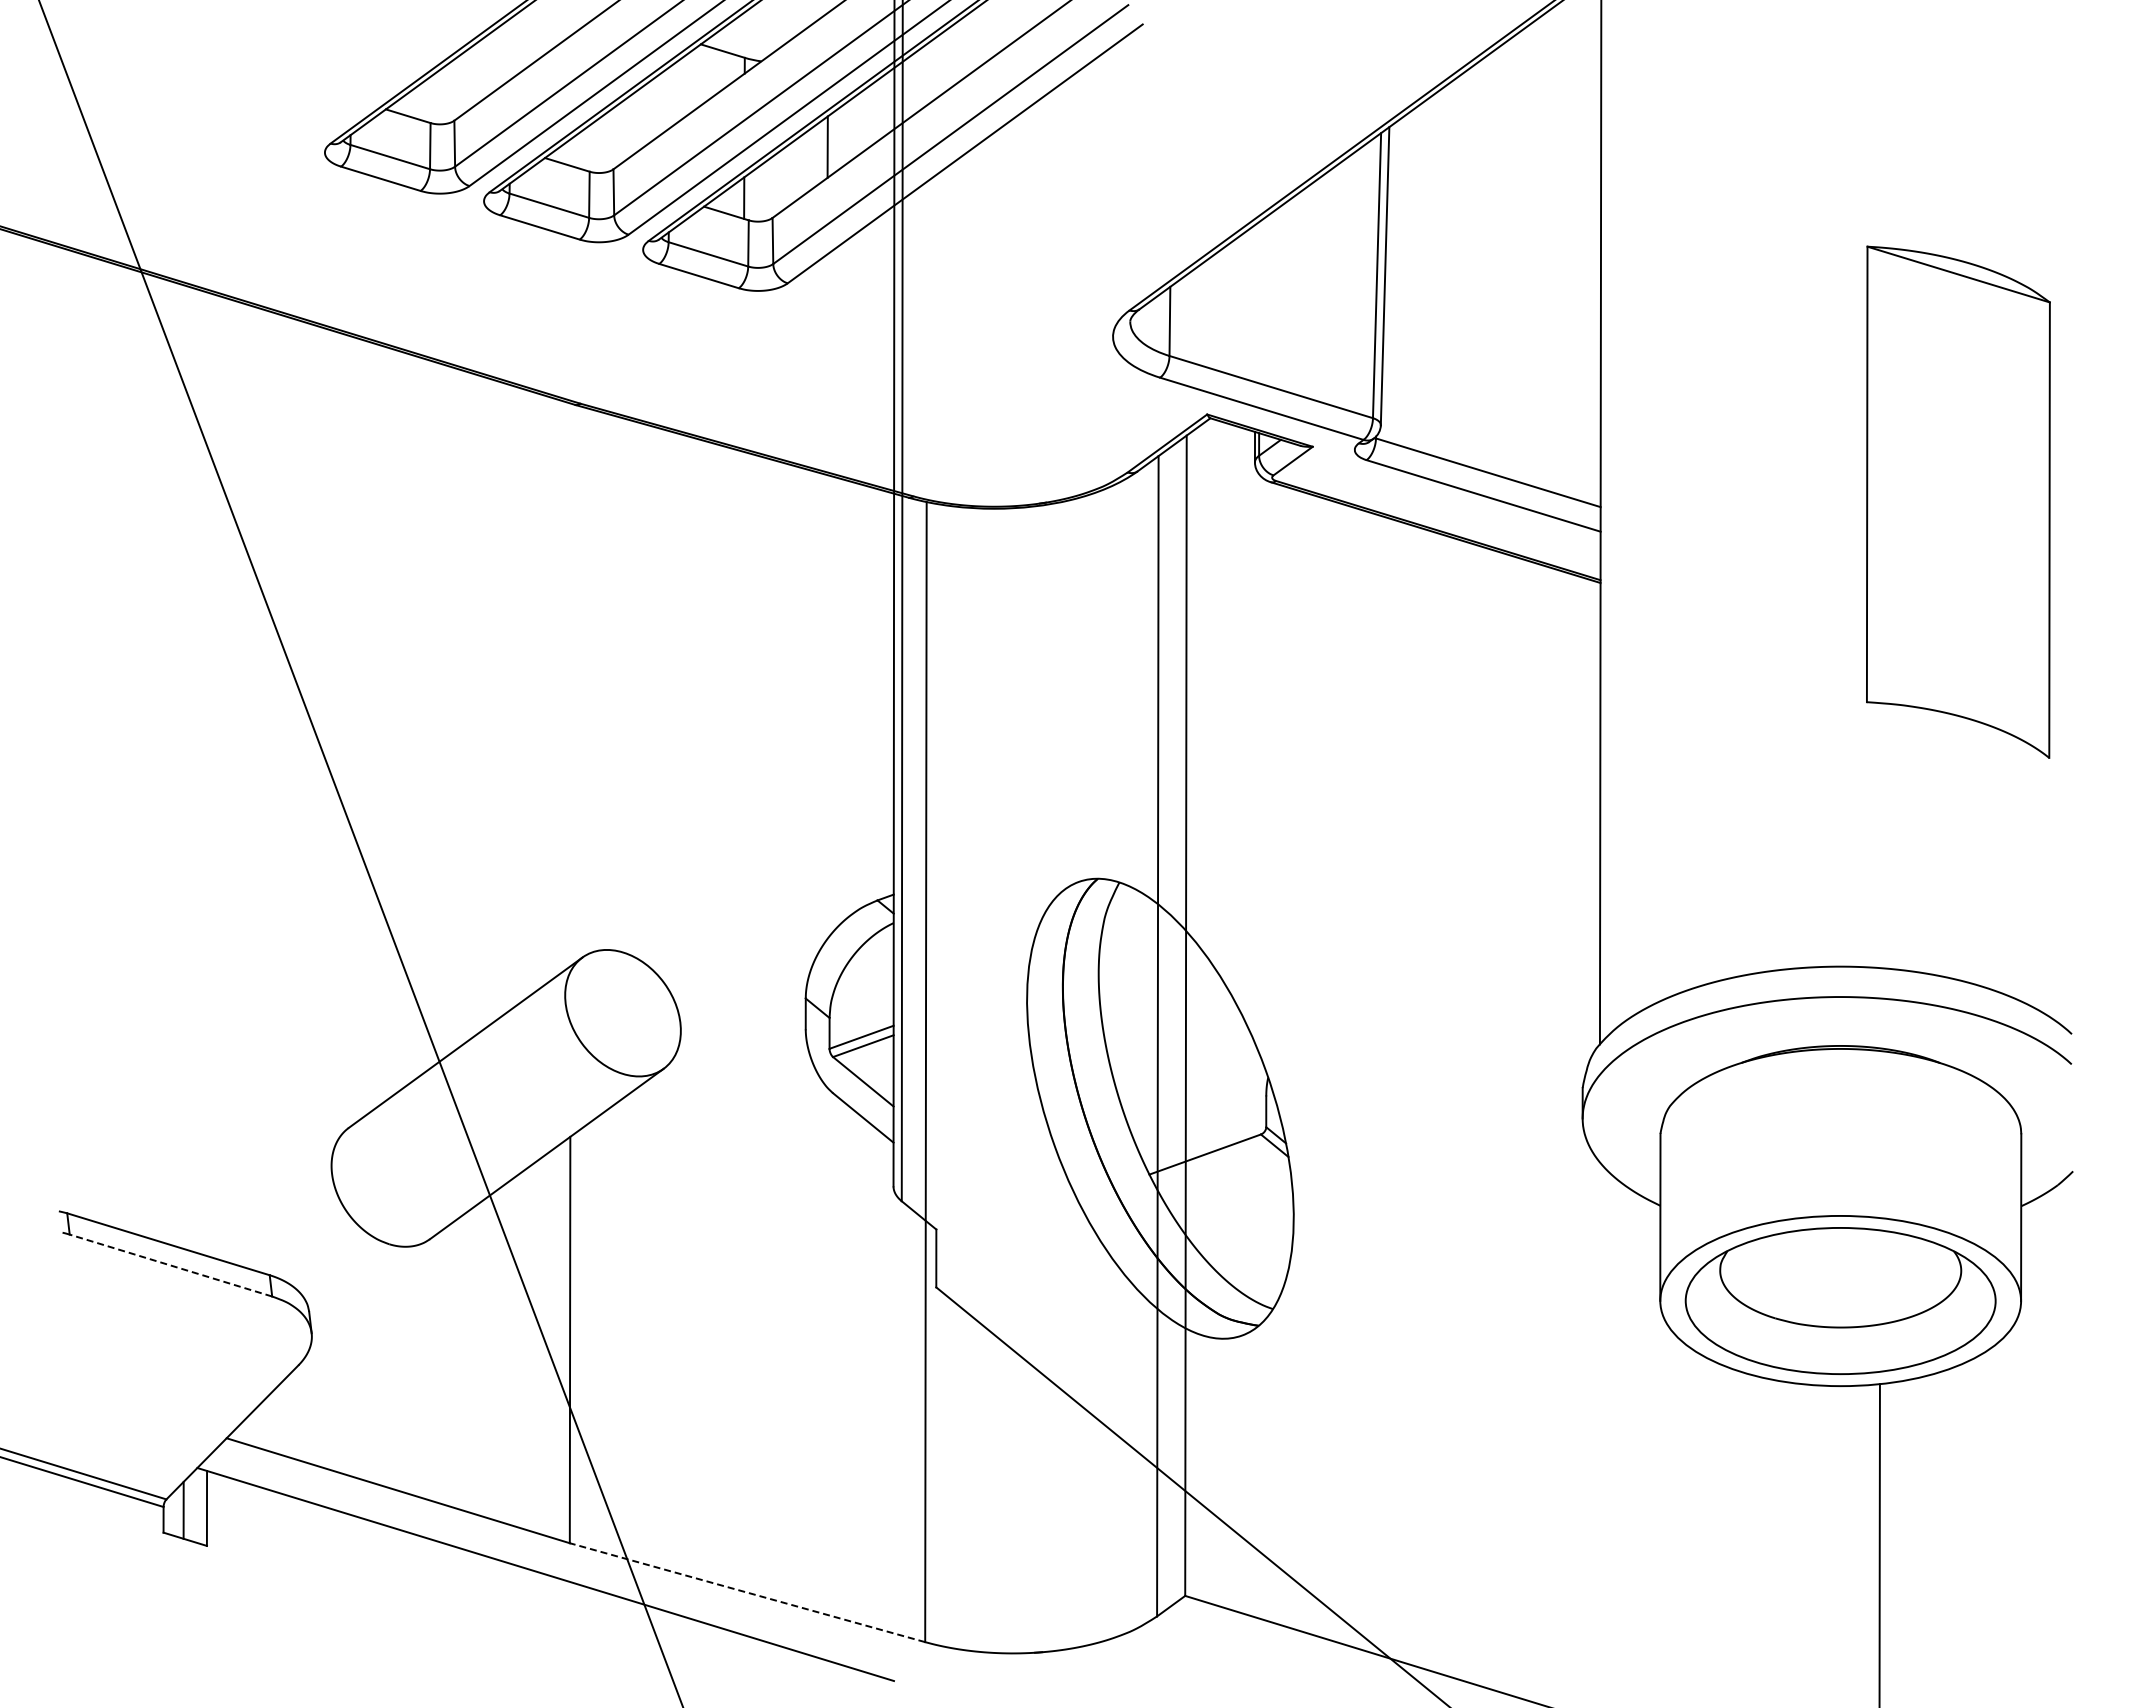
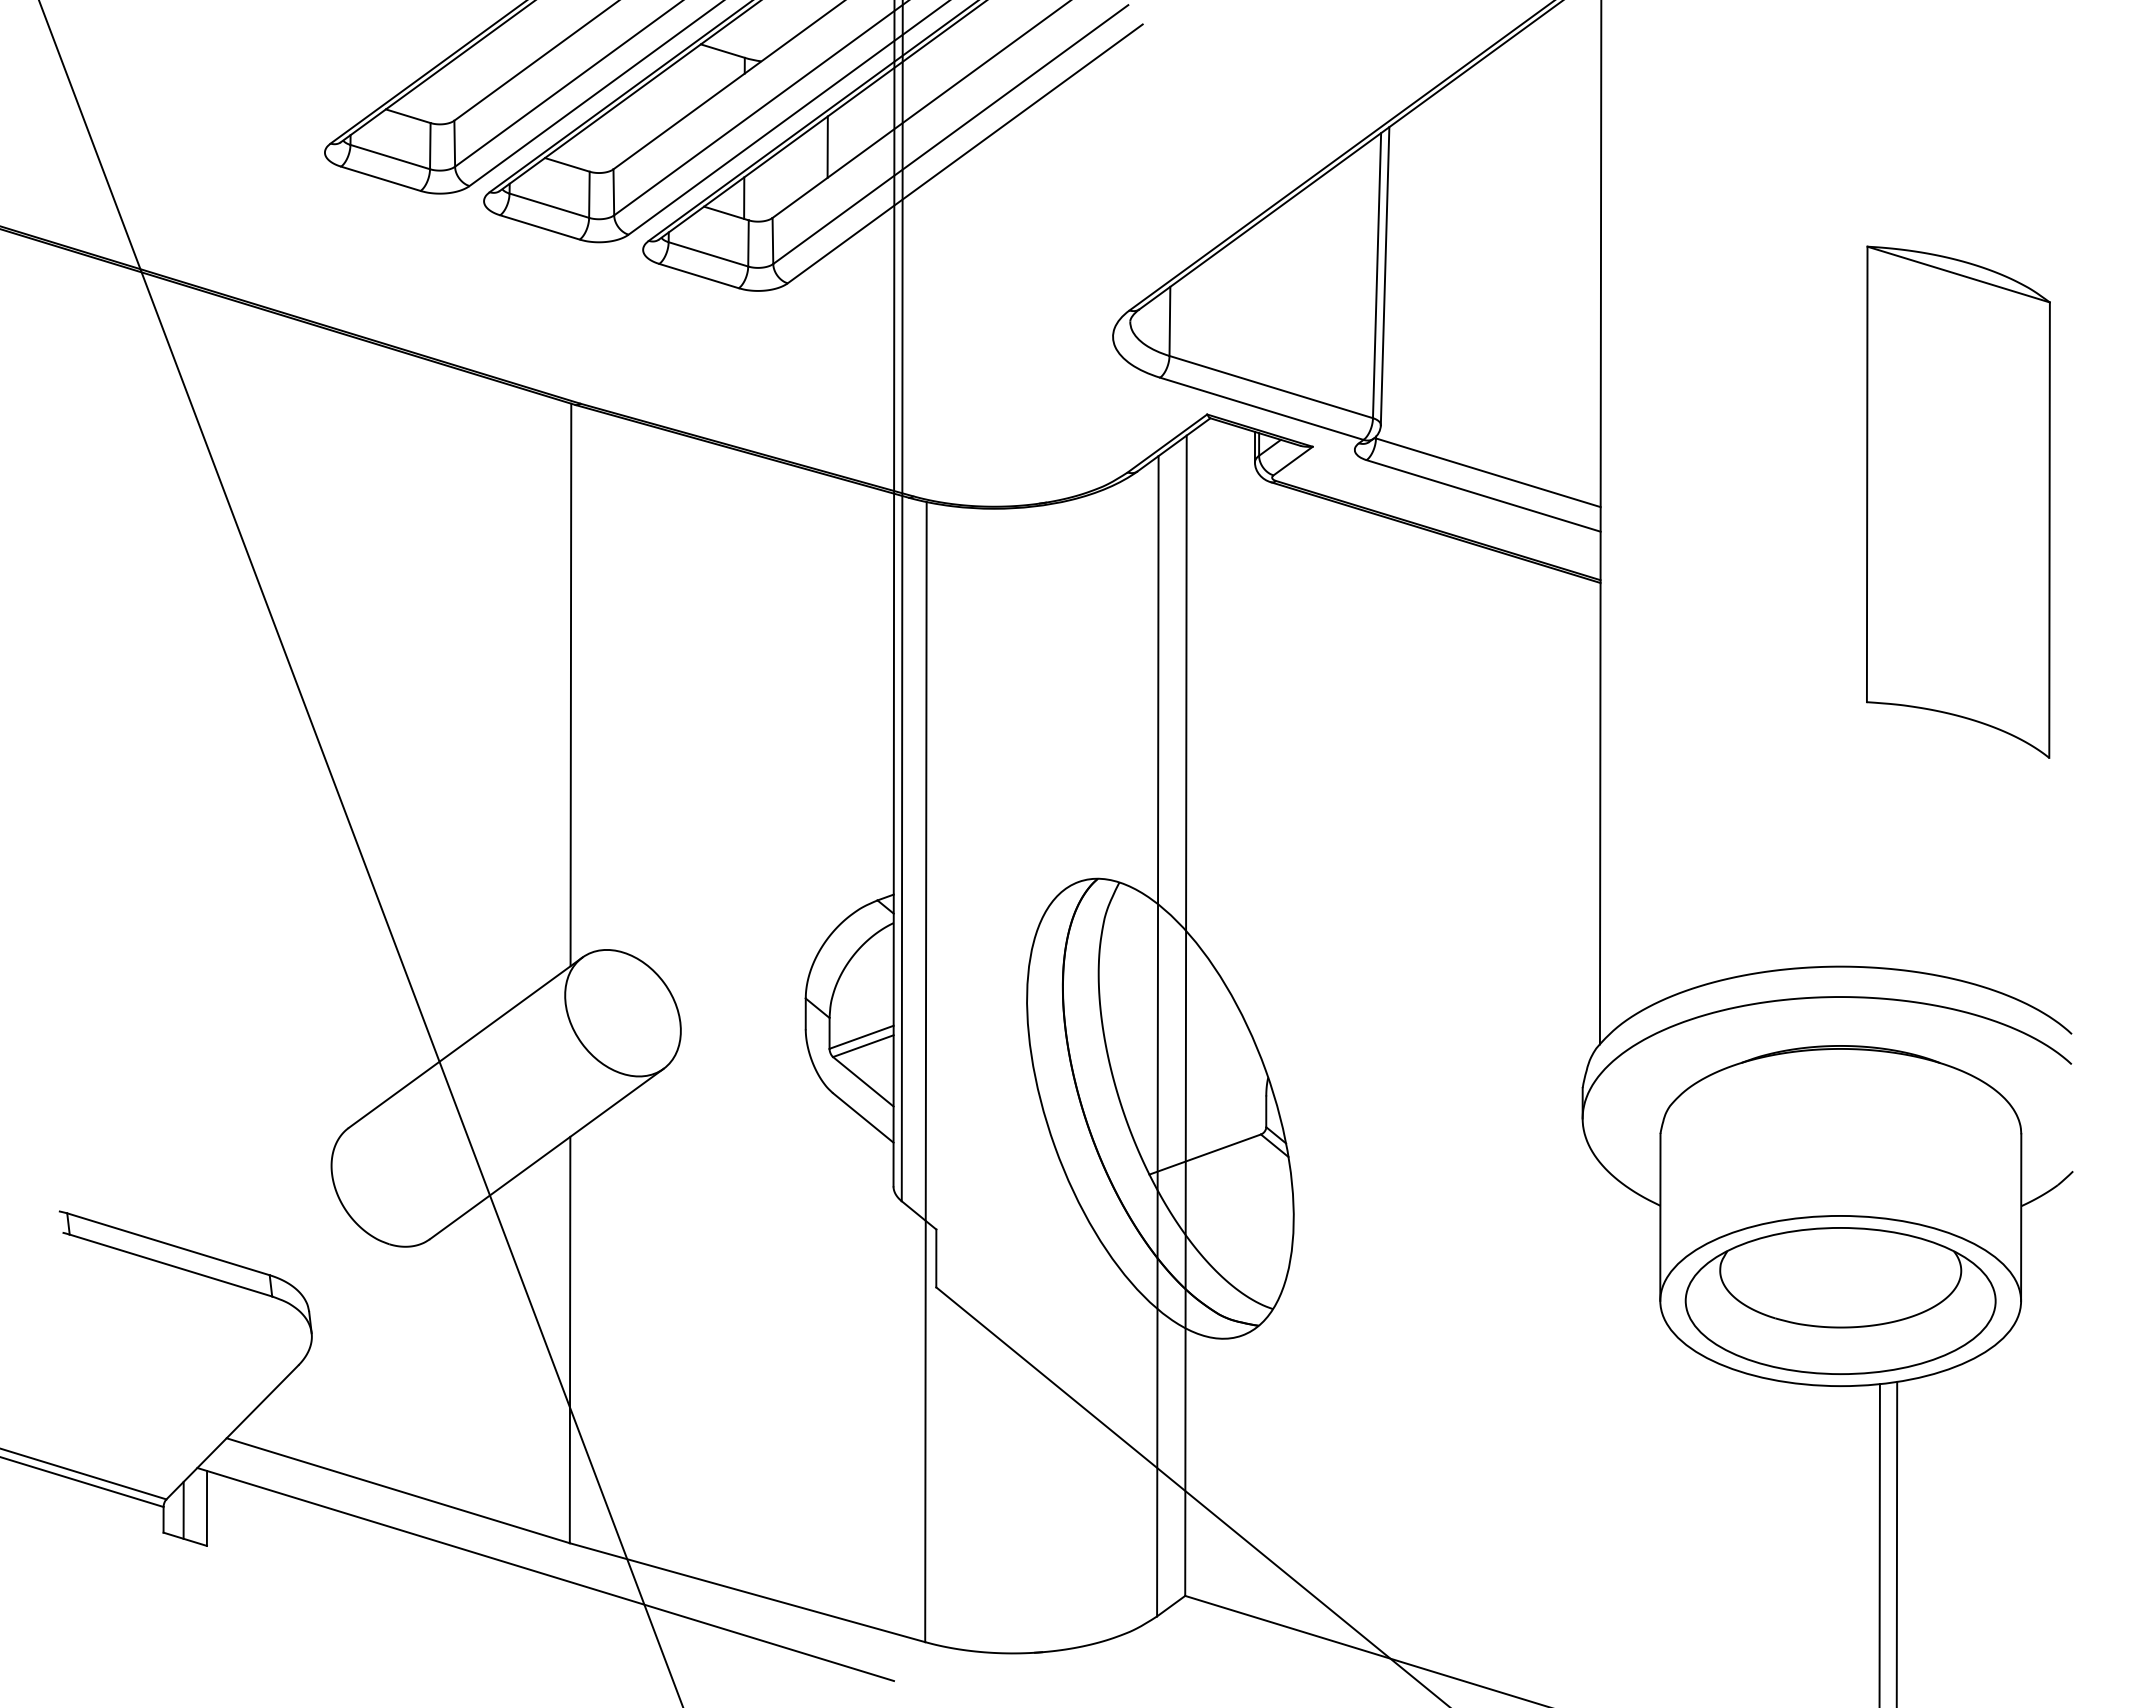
line: none -> present (570, 684)
line: dashed -> solid (170, 1265)
line: none -> present (1896, 1542)
line: dashed -> solid (747, 1592)
